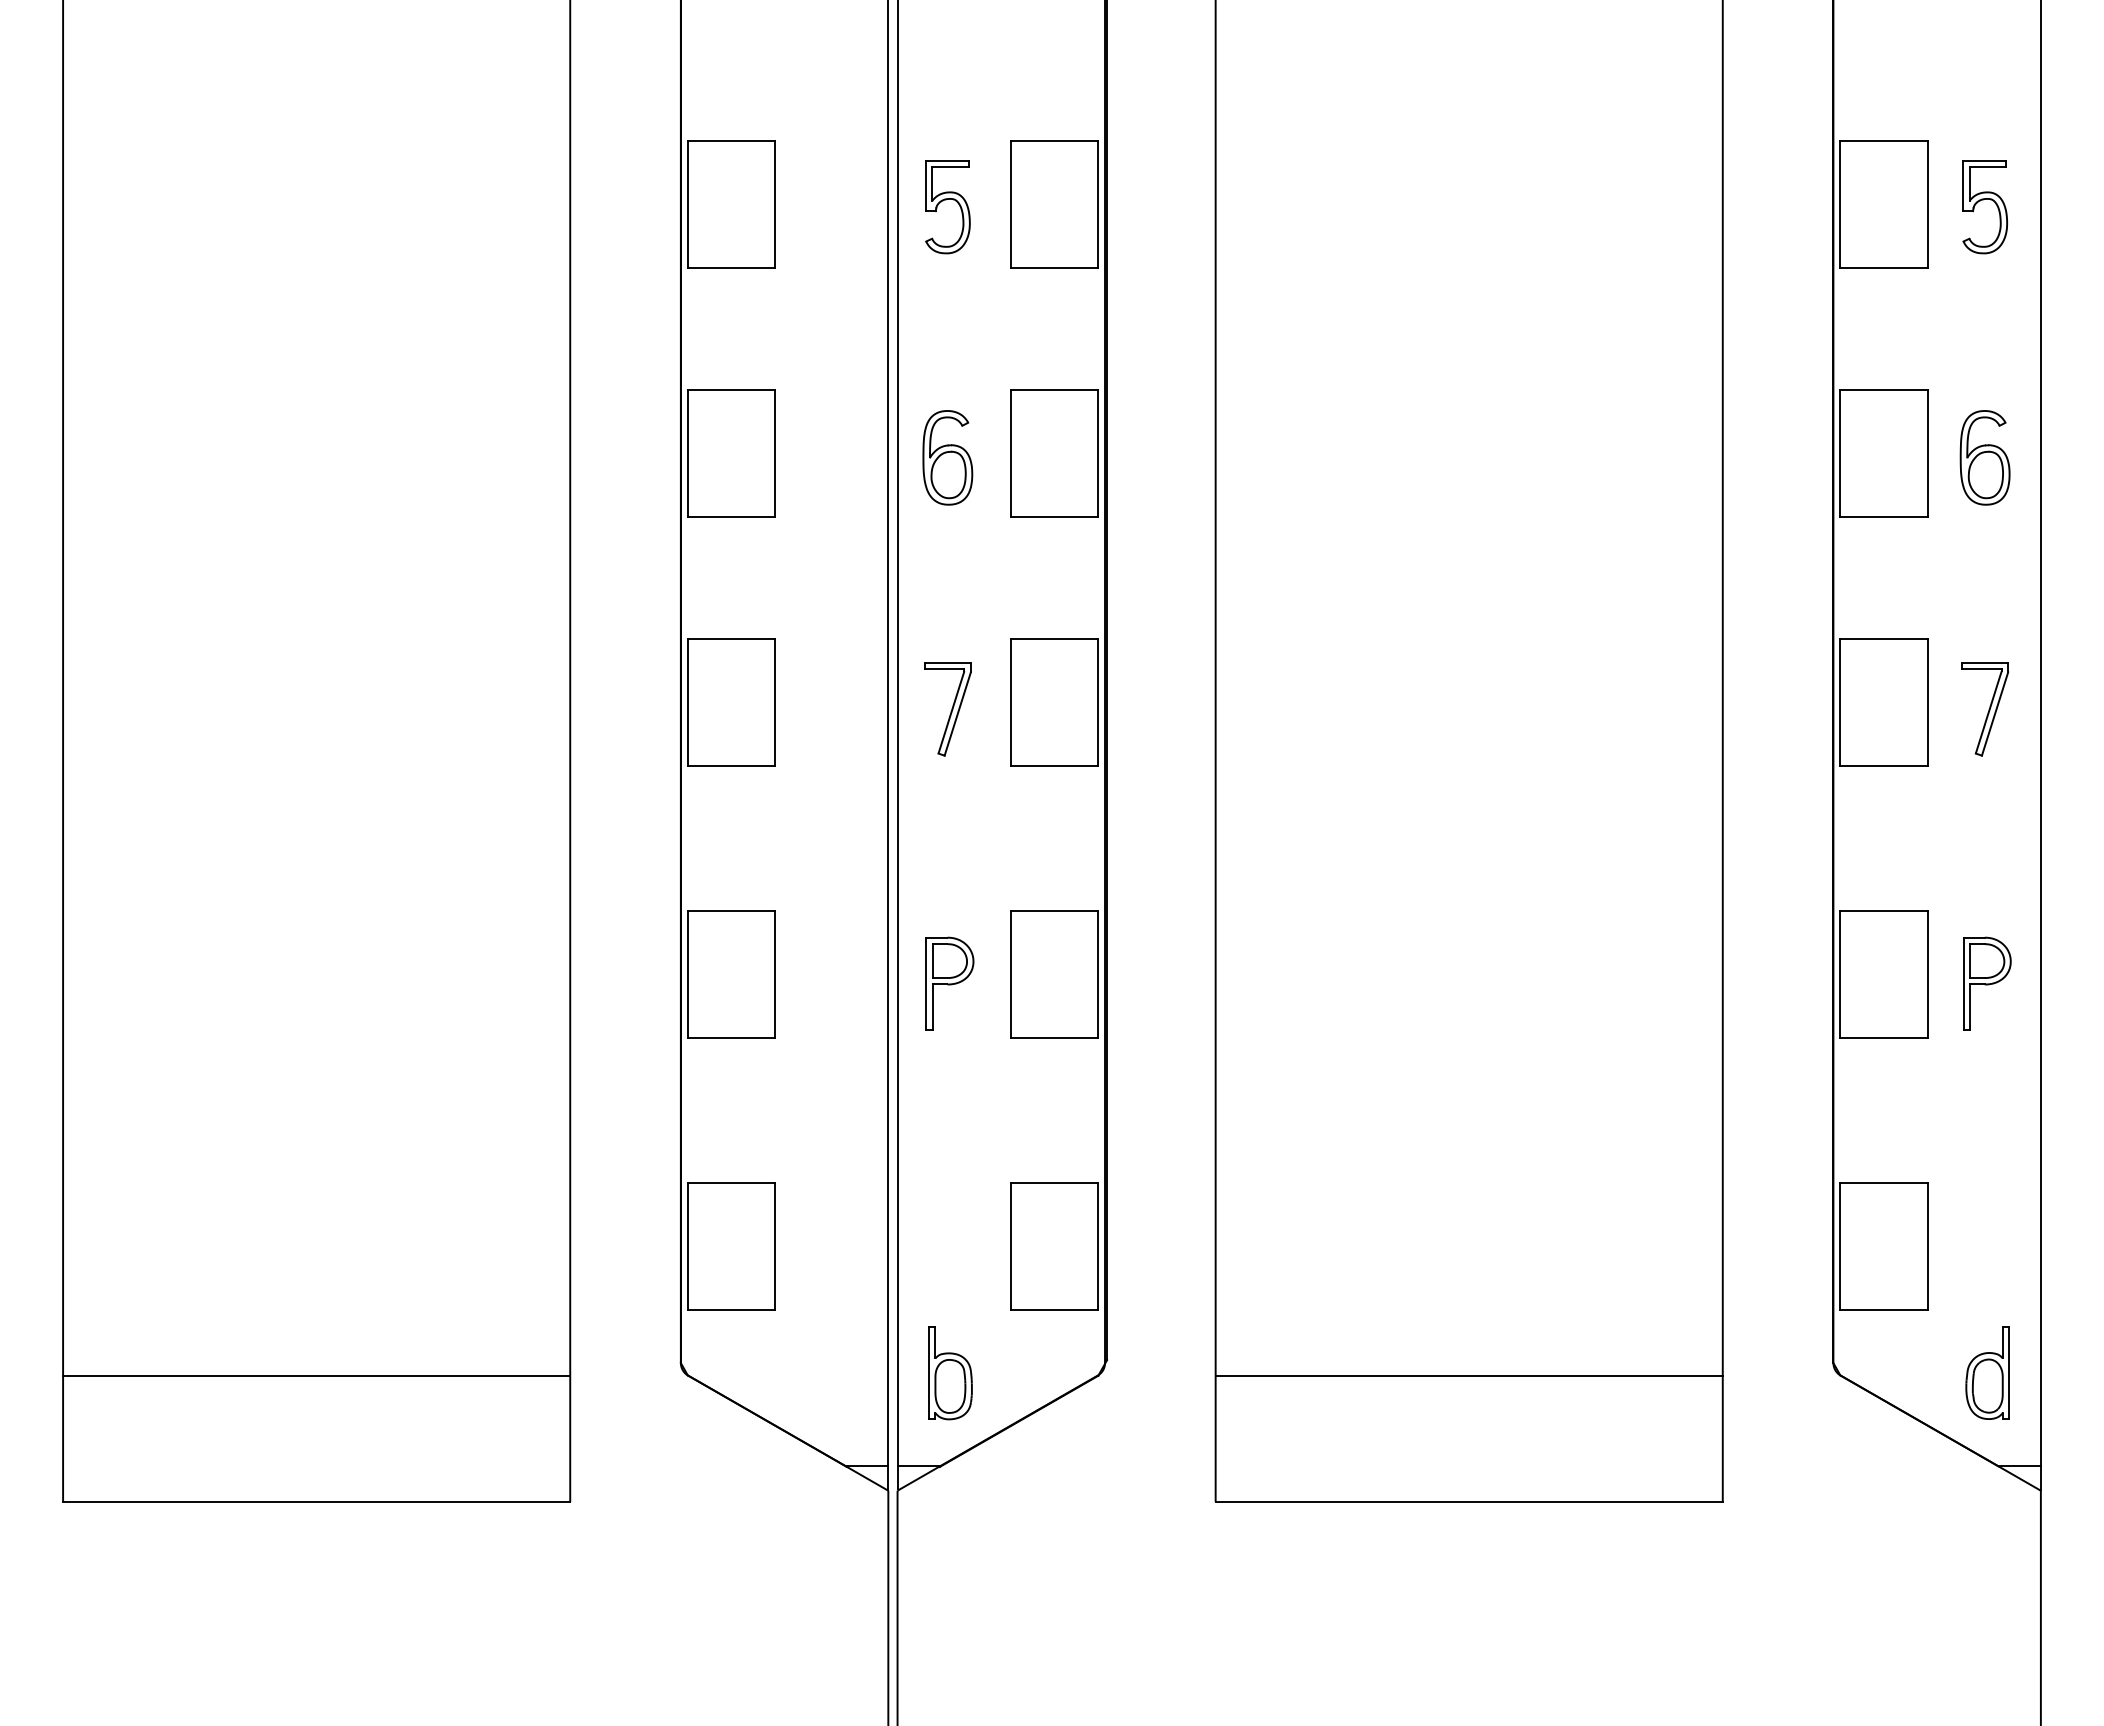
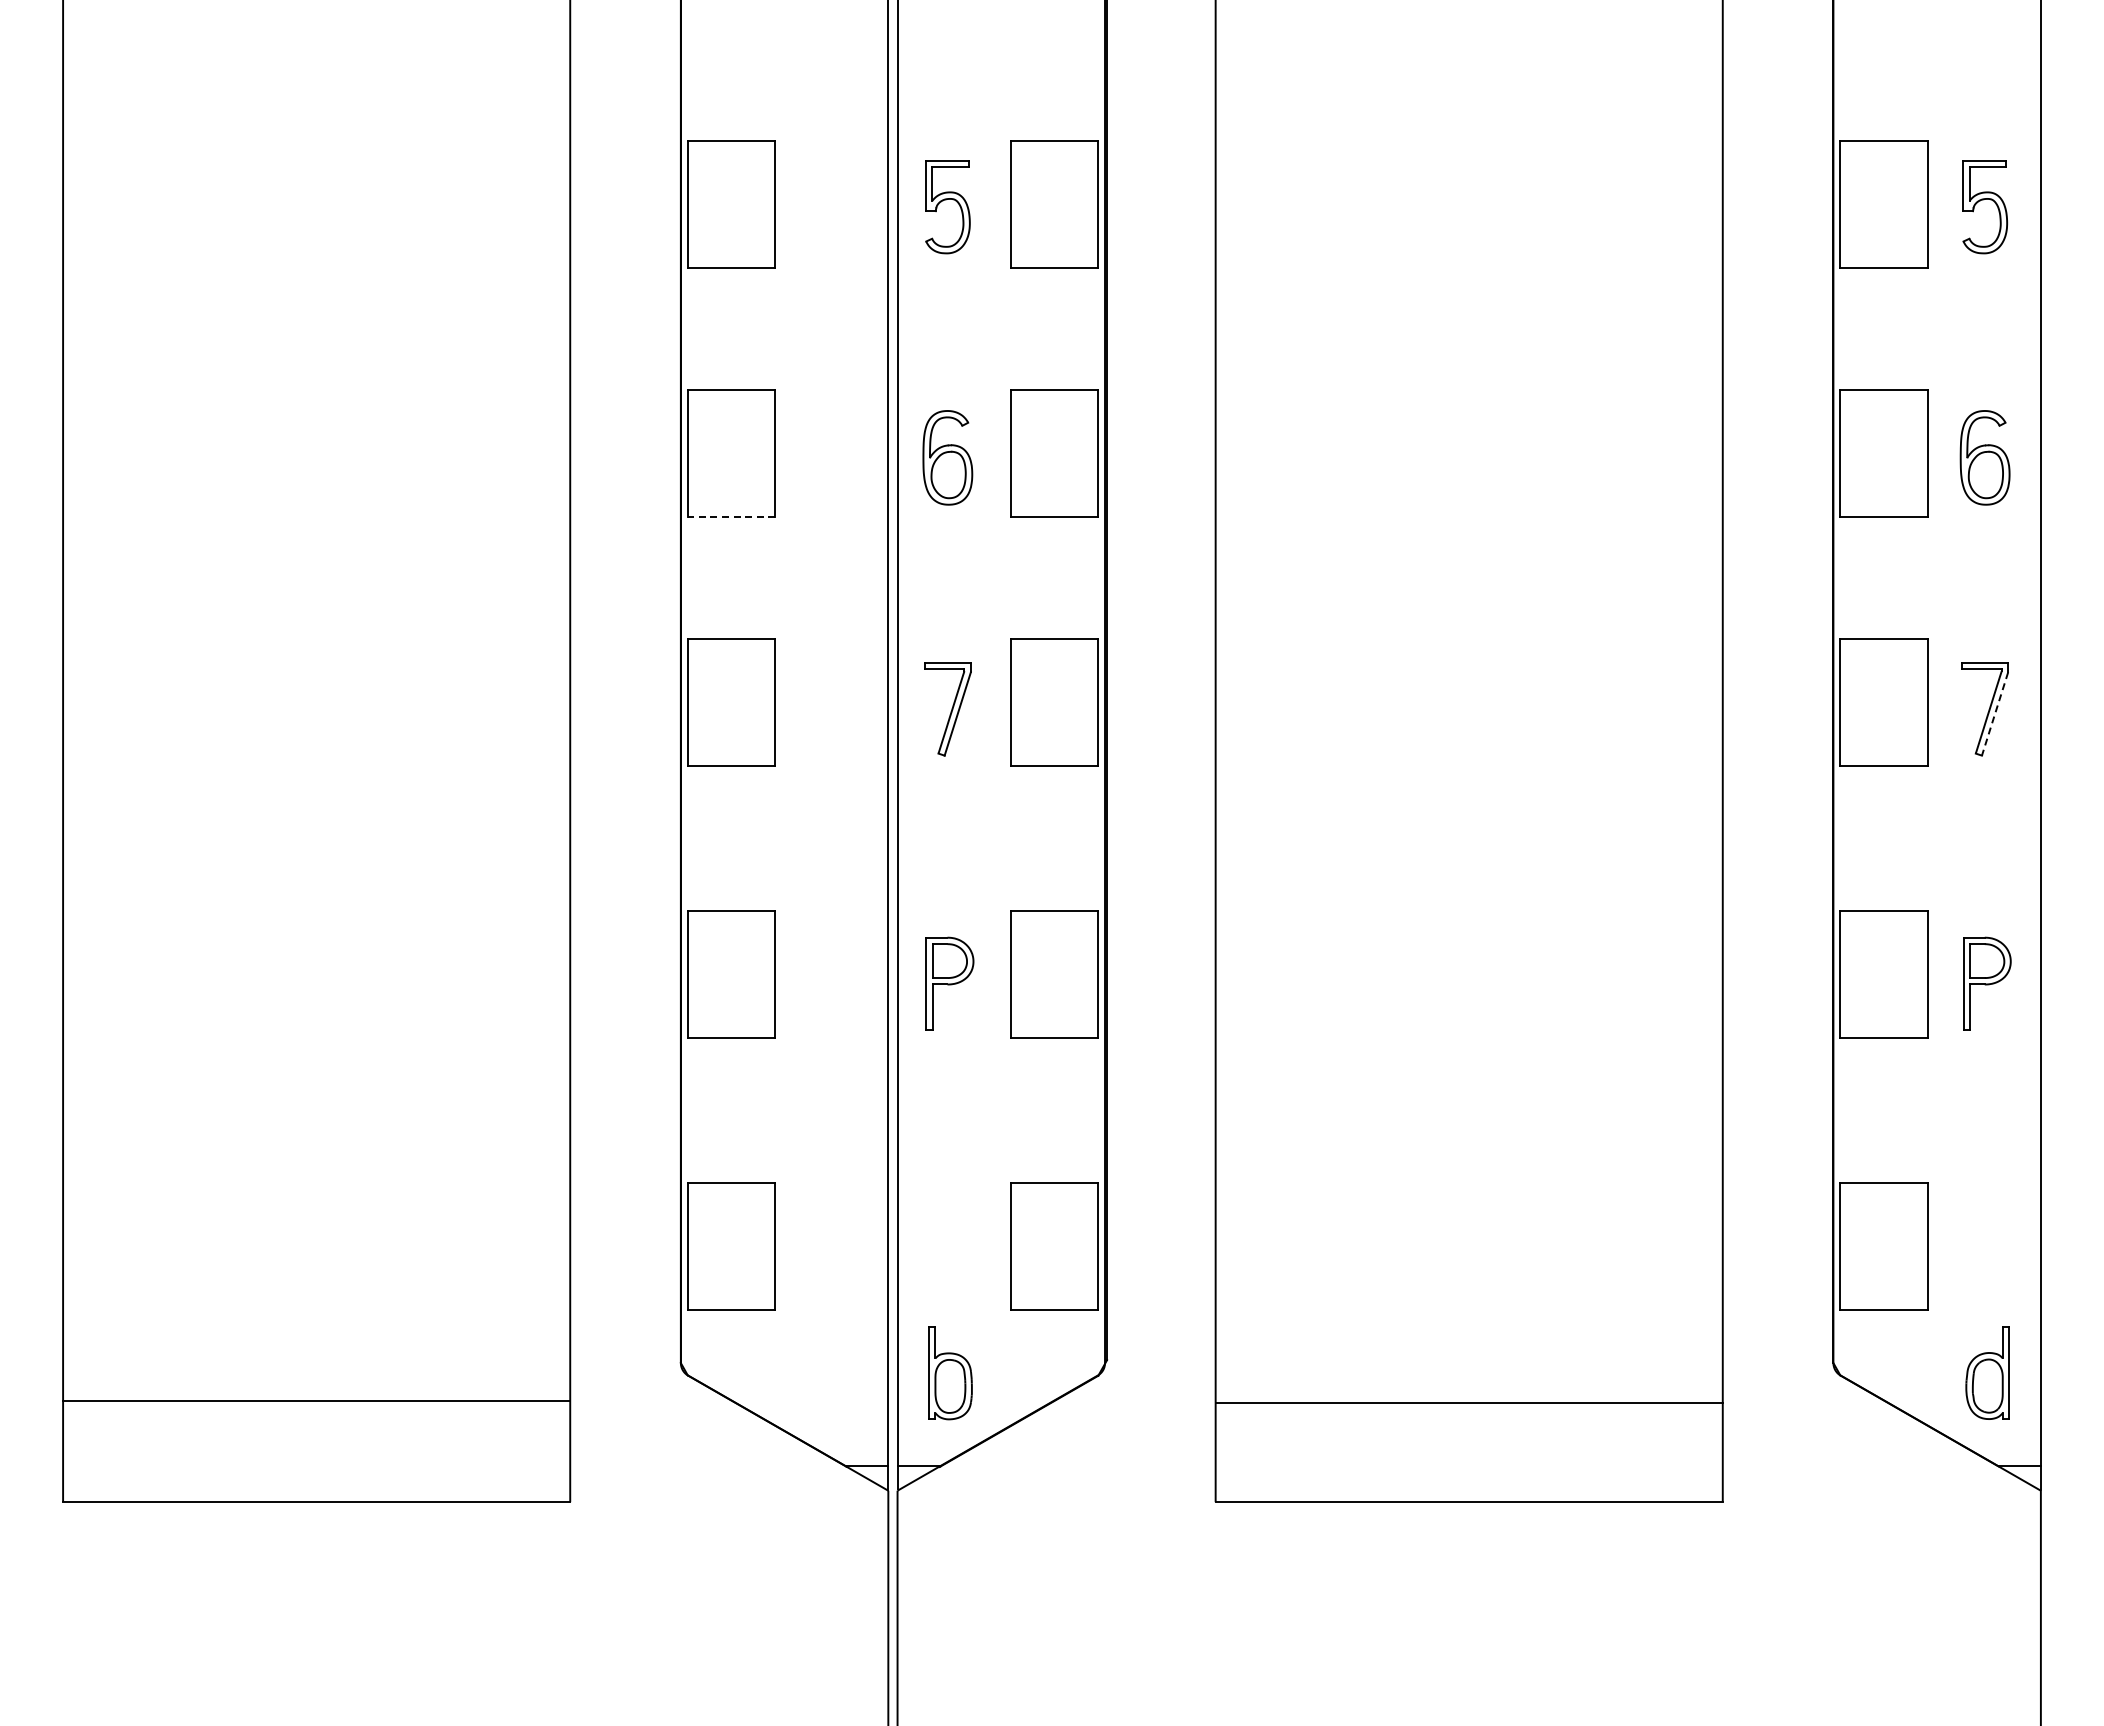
line: solid -> dashed (731, 516)
line: solid -> dashed (1995, 713)
line position: (316, 1375) -> (316, 1400) (316, 1400)
line position: (1468, 1375) -> (1468, 1402) (1468, 1402)
